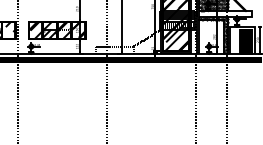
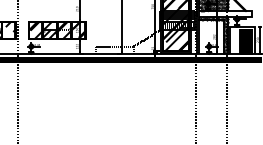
line: present -> none (106, 71)
